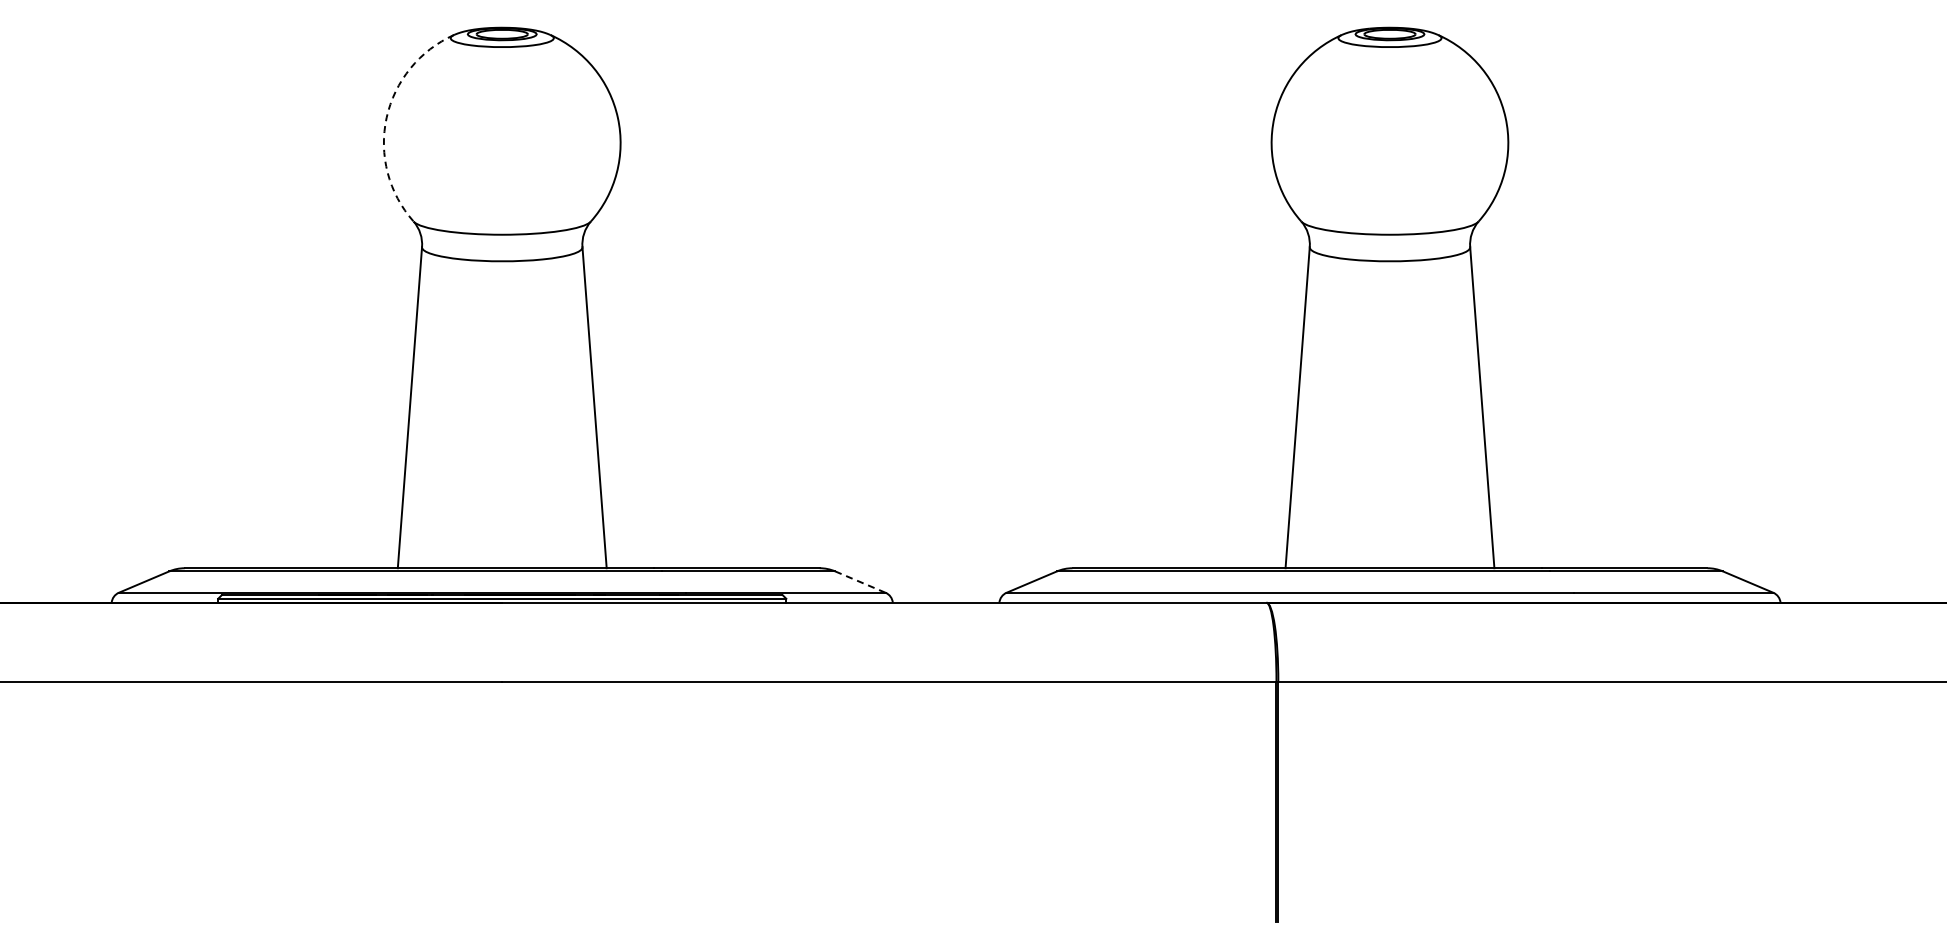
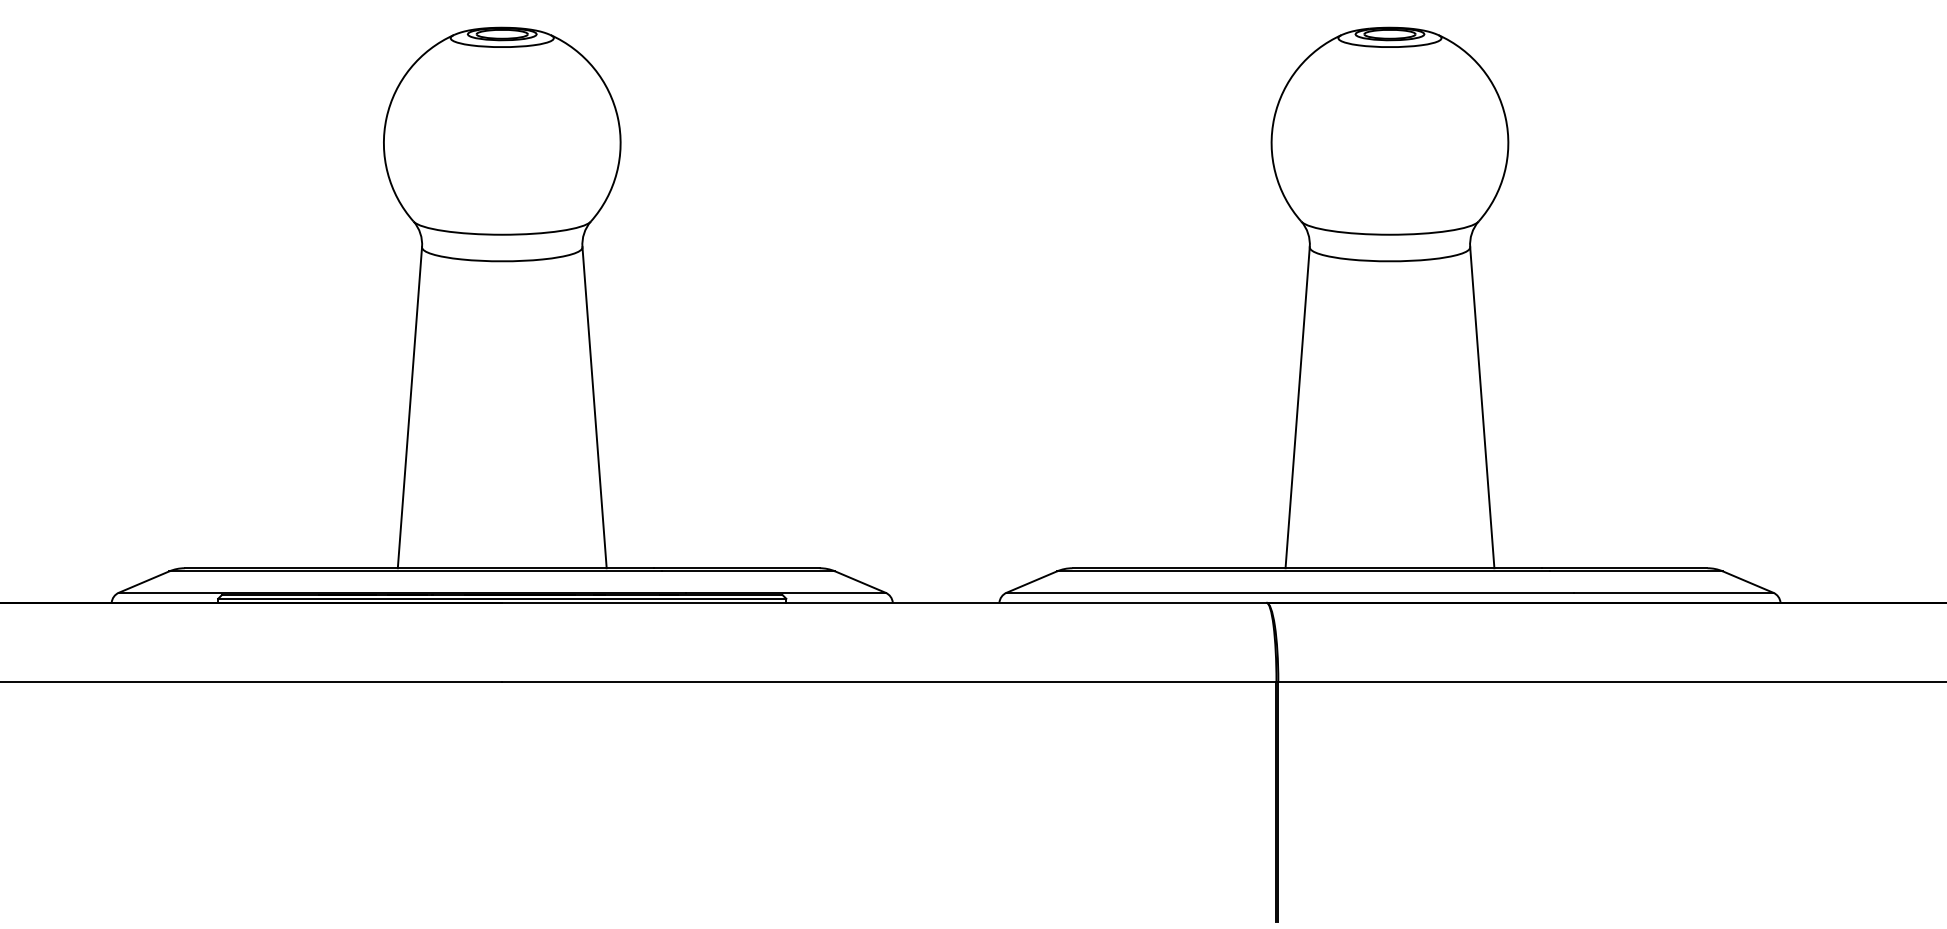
arc: dashed -> solid (386, 117)
line: dashed -> solid (860, 582)
